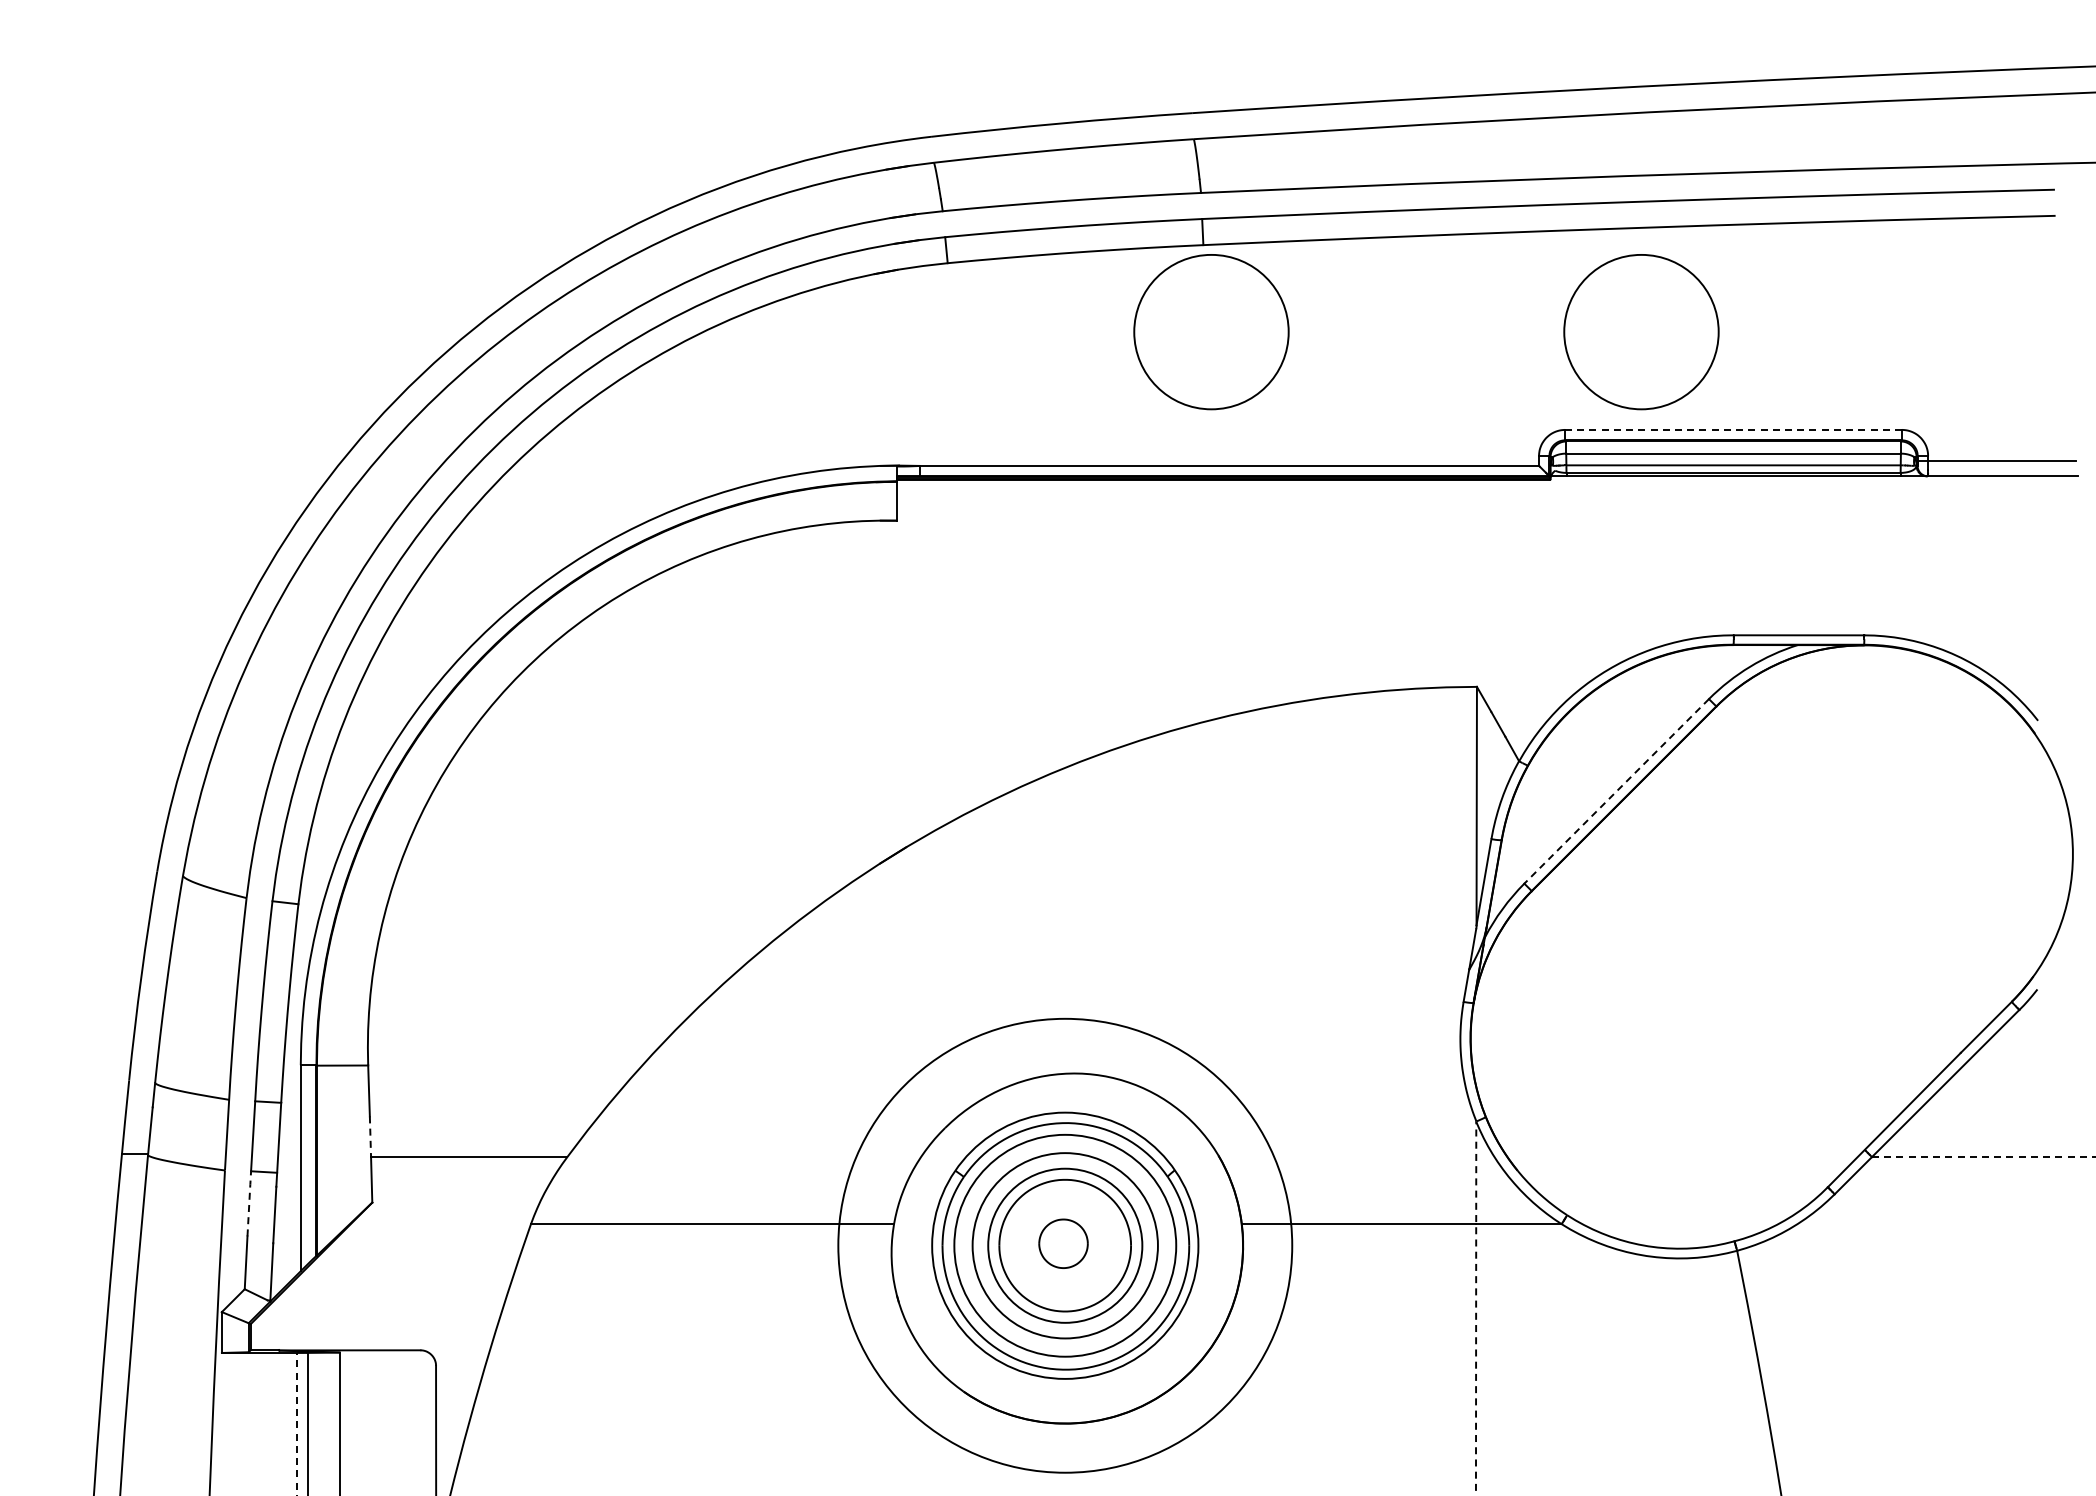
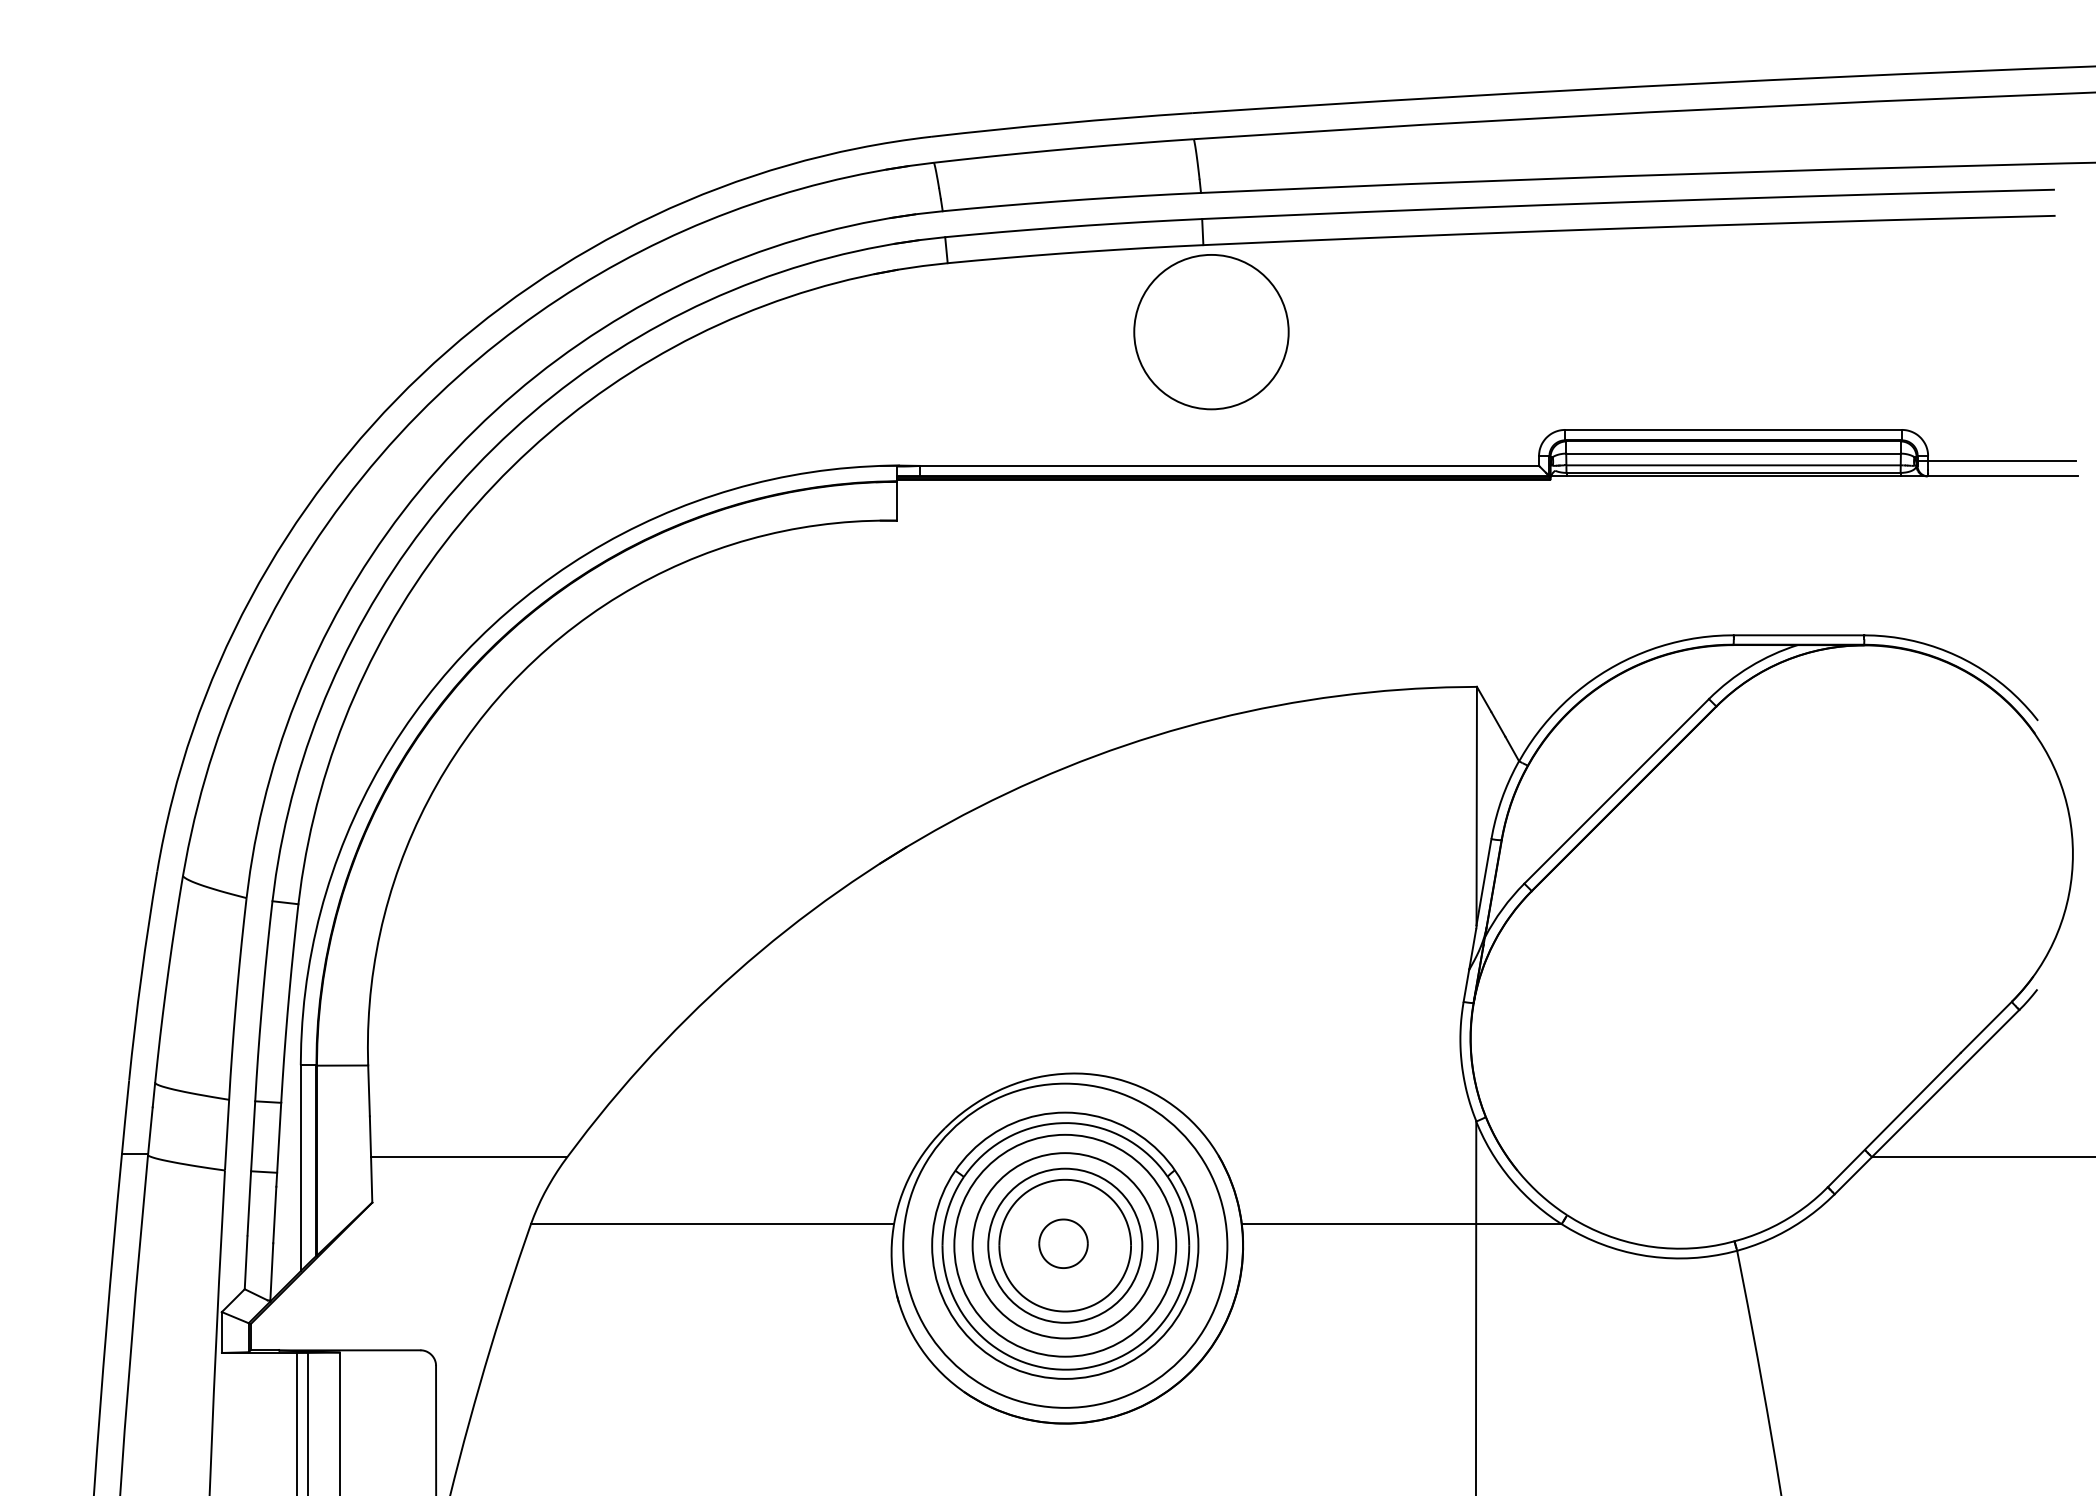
circle: present -> none (1641, 332)
line: dashed -> solid (1733, 429)
line: dashed -> solid (1616, 791)
line: dashed -> solid (370, 1137)
line: dashed -> solid (1983, 1157)
line: dashed -> solid (249, 1202)
circle diameter: 454 px -> 324 px (1065, 1245)
line: dashed -> solid (1476, 1308)
line: dashed -> solid (297, 1423)
